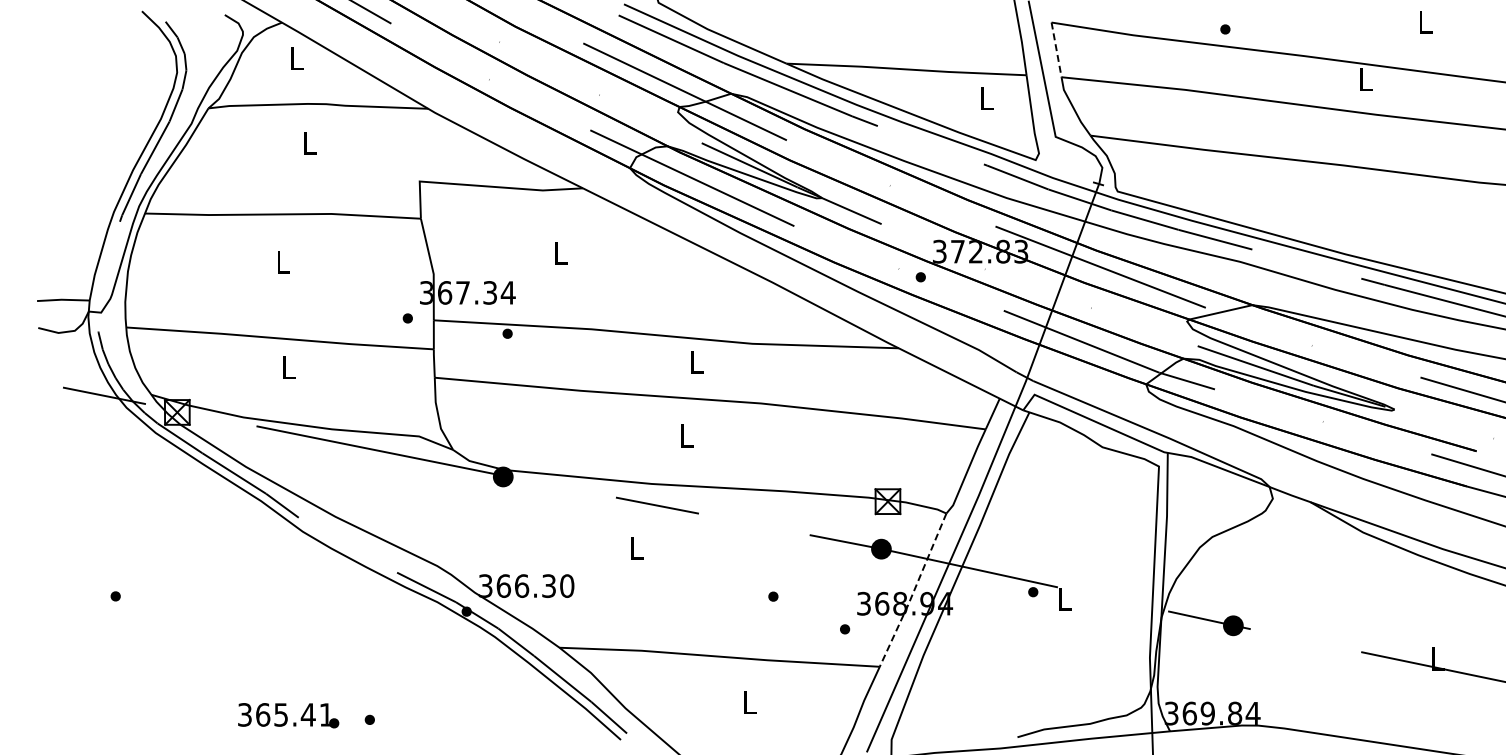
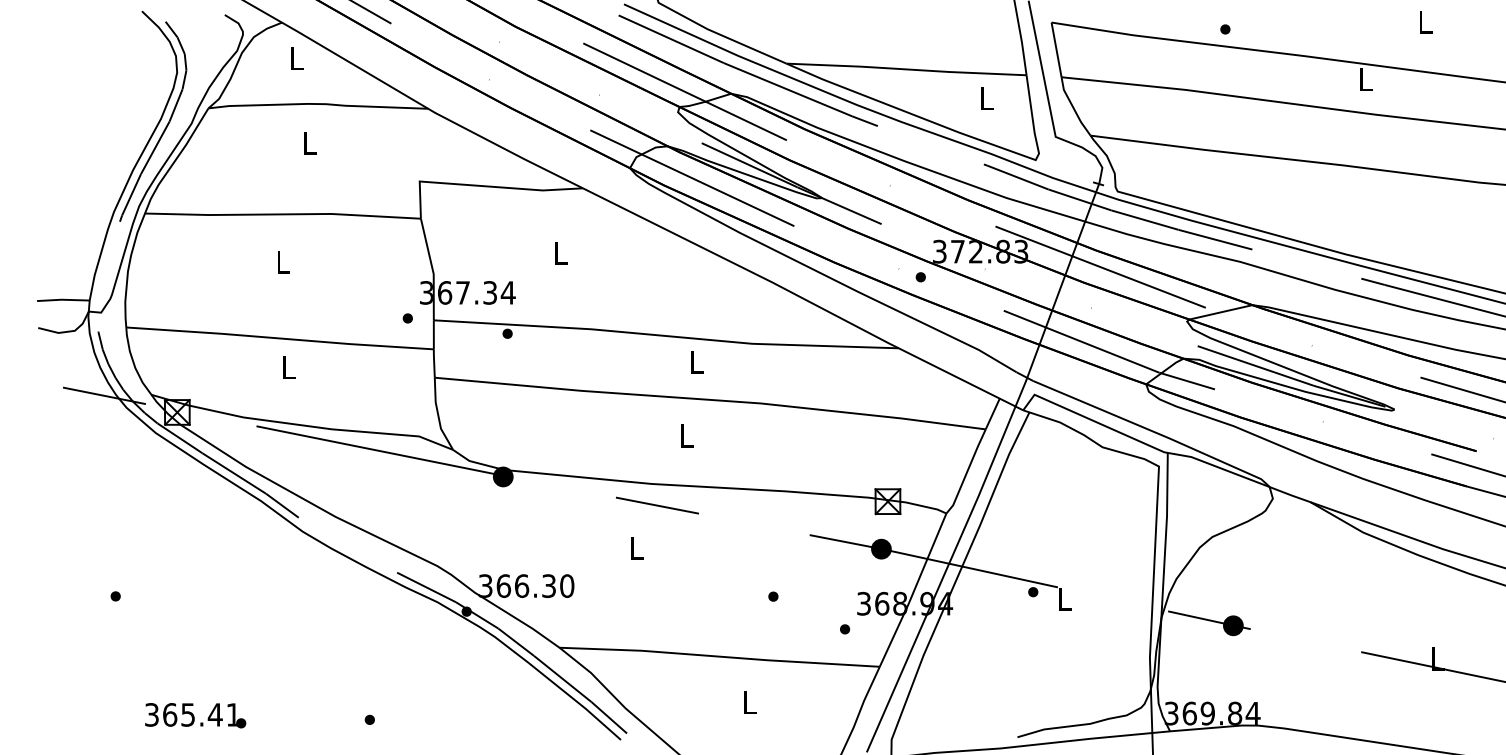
line: dashed -> solid (1056, 49)
line: dashed -> solid (913, 591)
text position: (288, 715) -> (195, 715) (195, 715)
